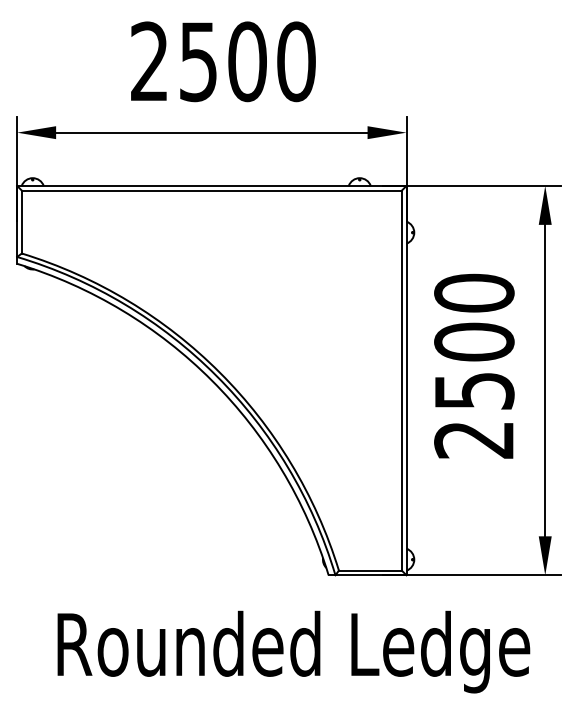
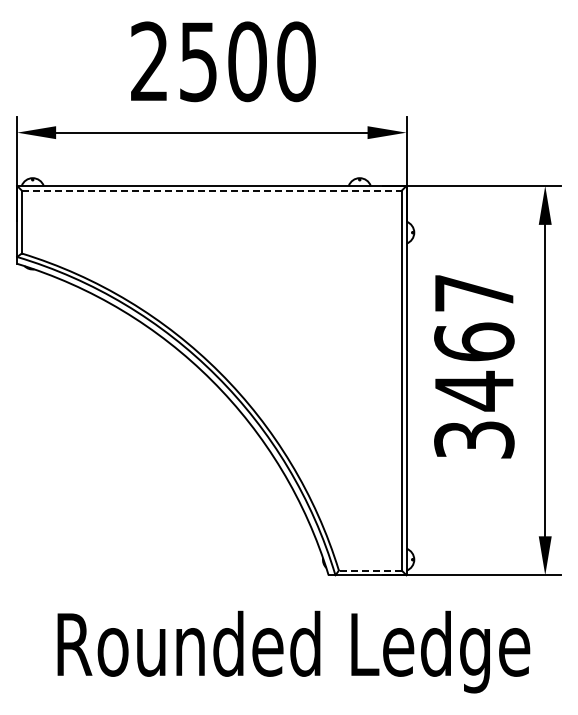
line: solid -> dashed (211, 190)
text: 2500 -> 3467 (474, 365)
line: solid -> dashed (369, 570)
